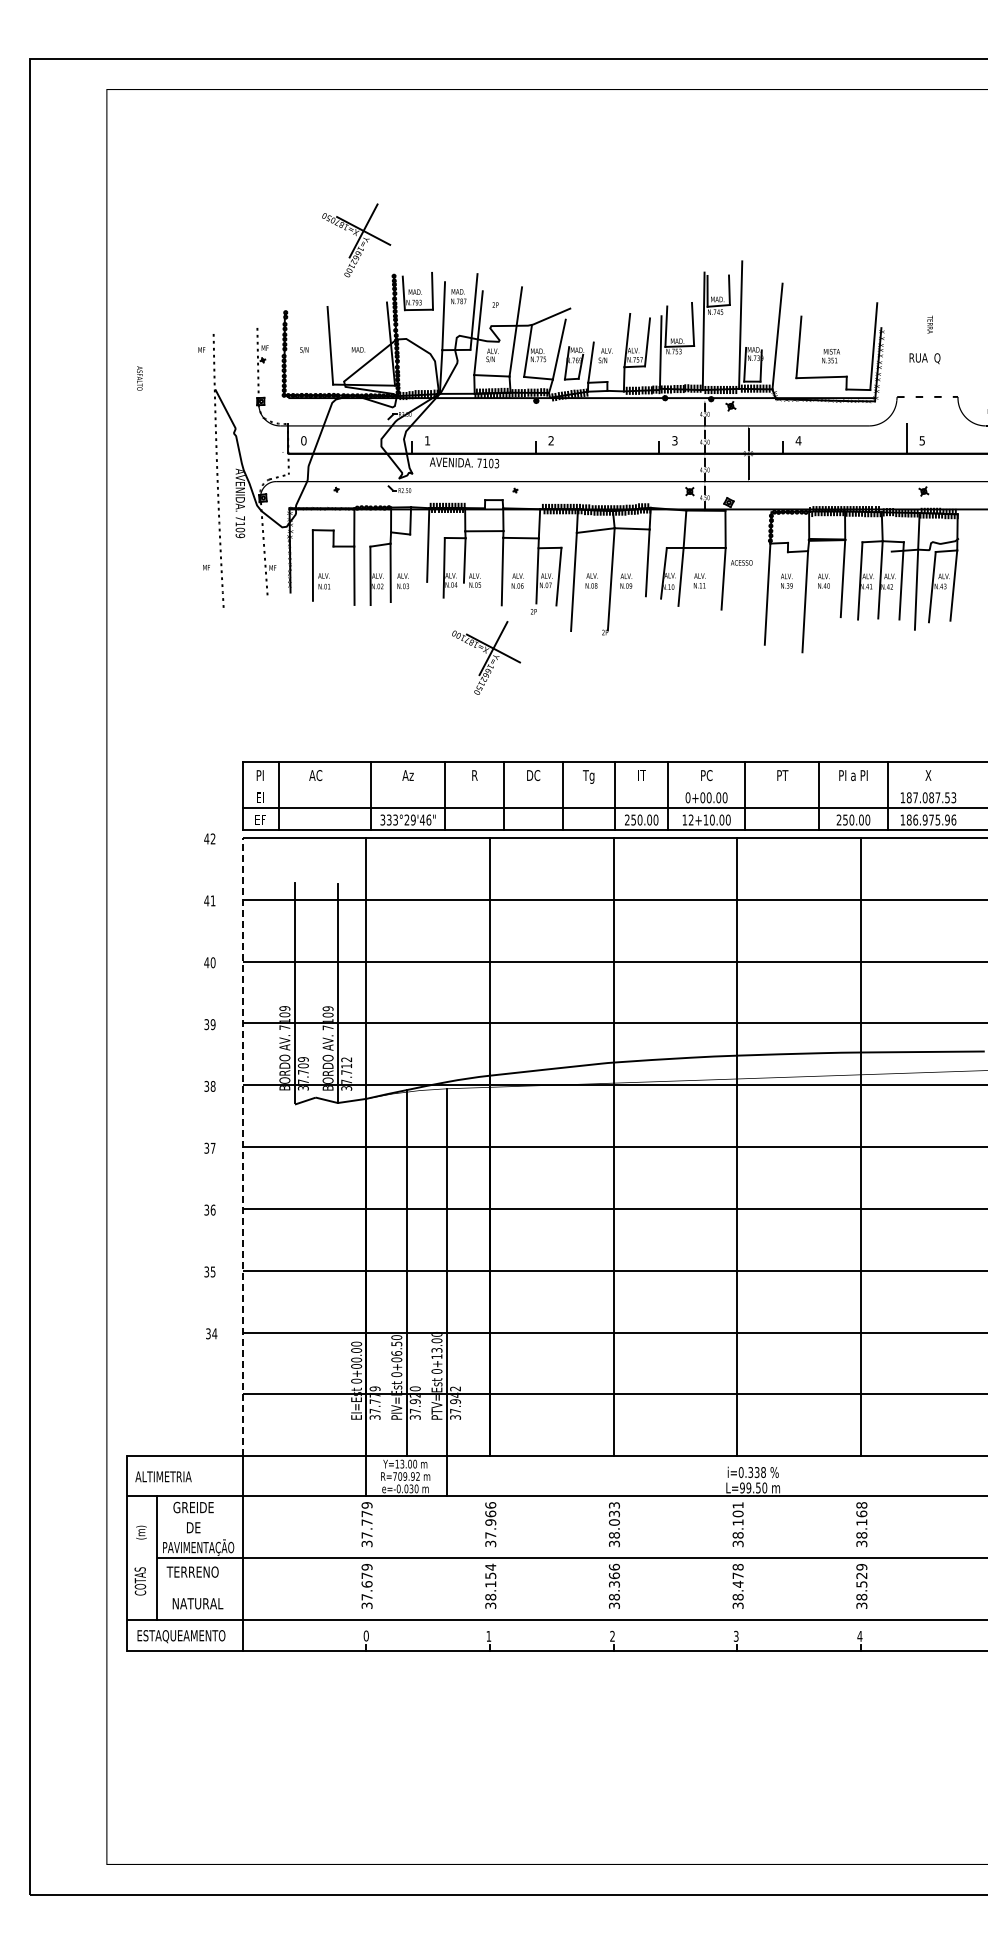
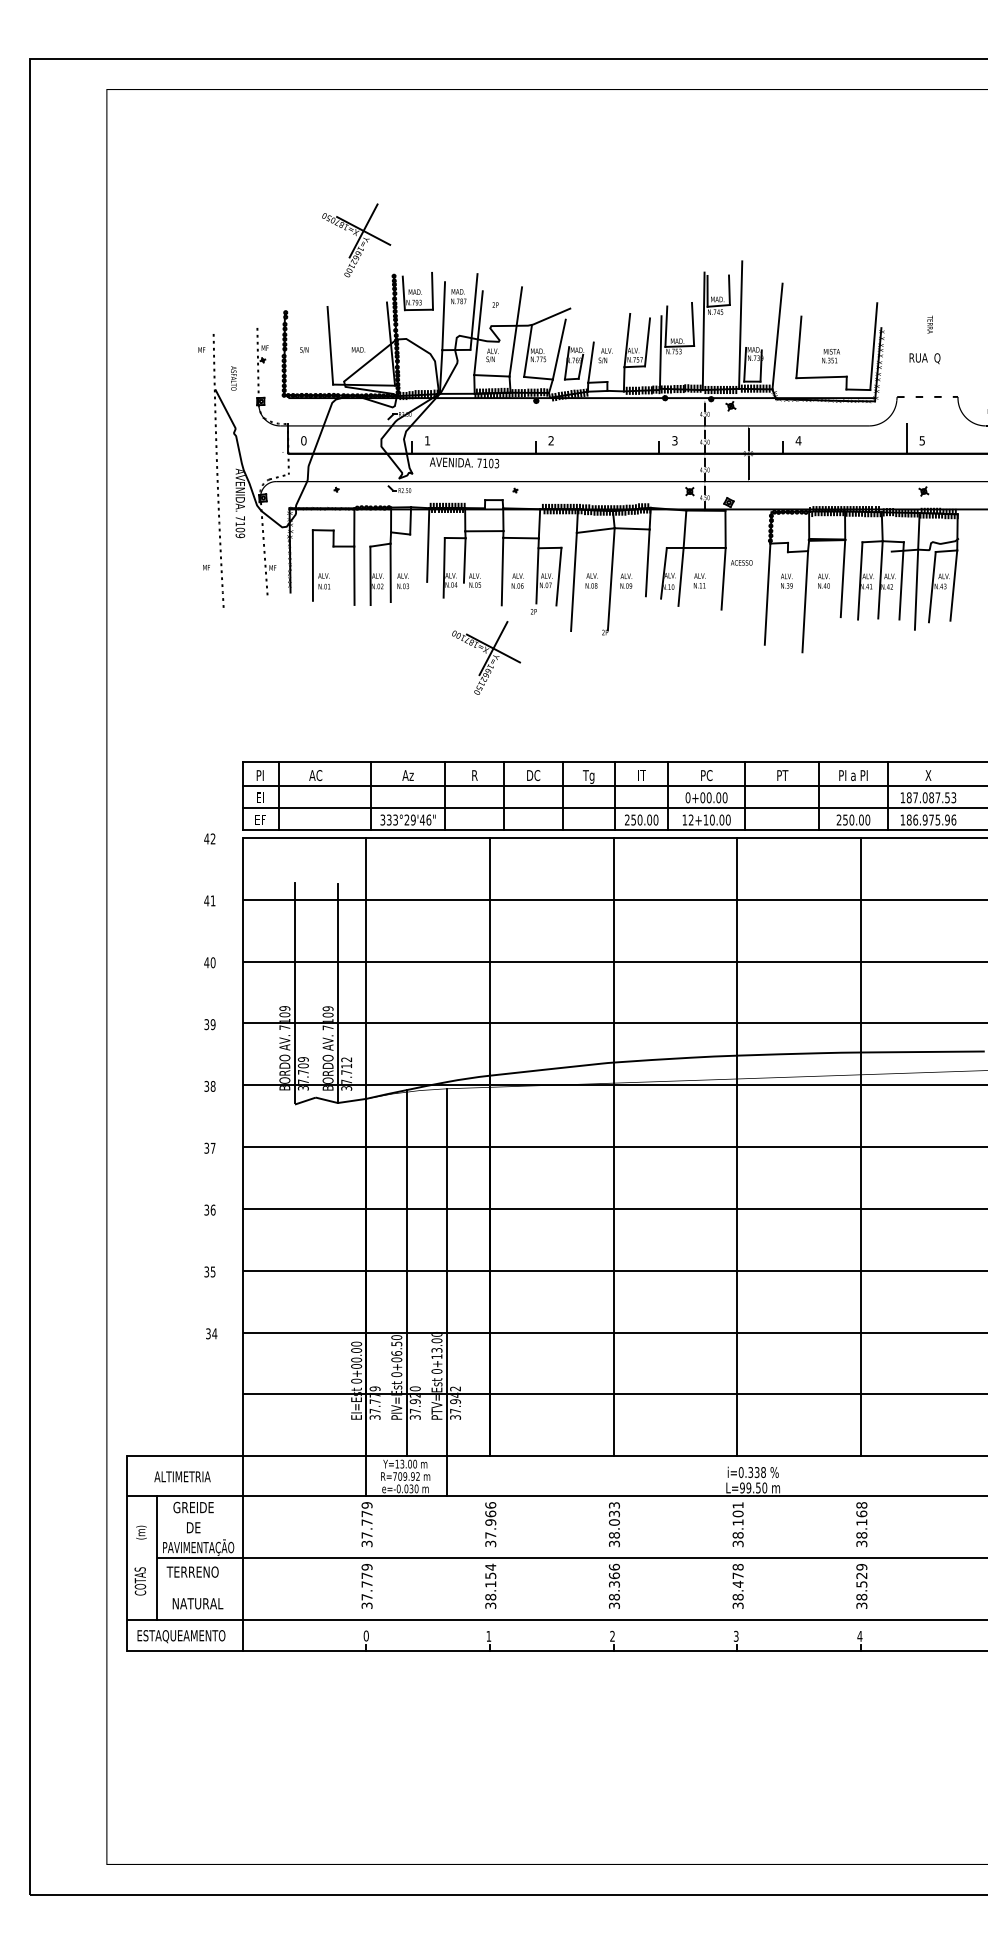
text position: (139, 378) -> (233, 378) (233, 378)
line: none -> present (613, 785)
line: dashed -> solid (242, 1146)
text position: (163, 1476) -> (182, 1476) (182, 1476)
text: 37.679 -> 37.779 (366, 1584)
